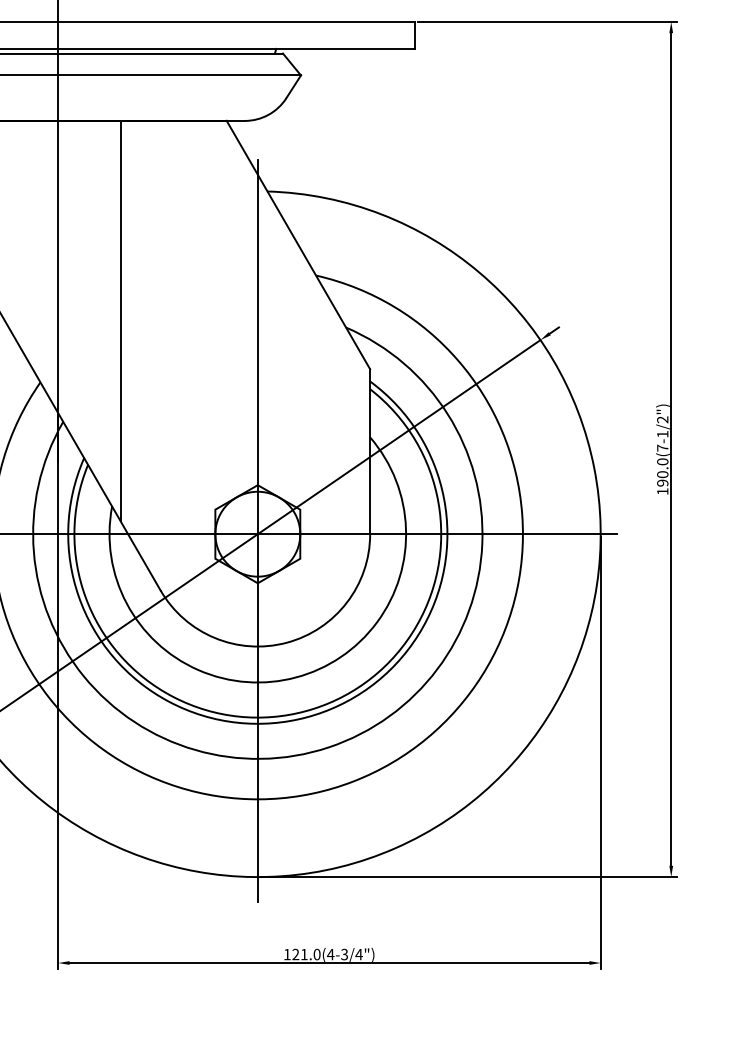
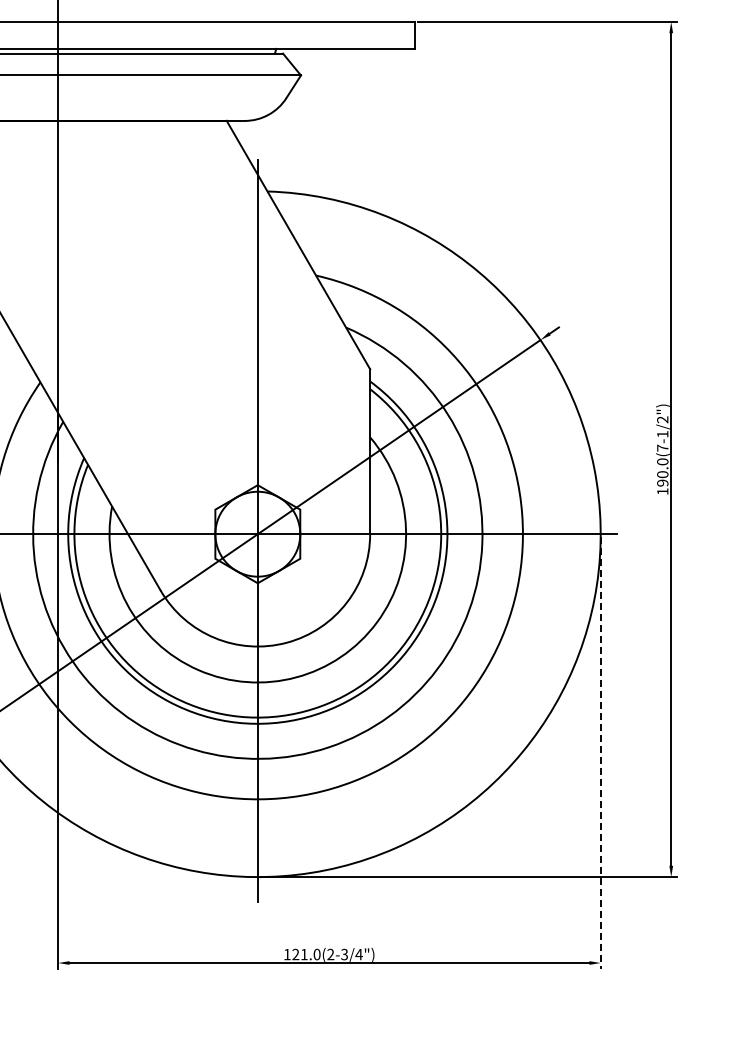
line: present -> none (120, 320)
line: solid -> dashed (600, 752)
text: 121.0(4-3/4") -> 121.0(2-3/4") (330, 954)
